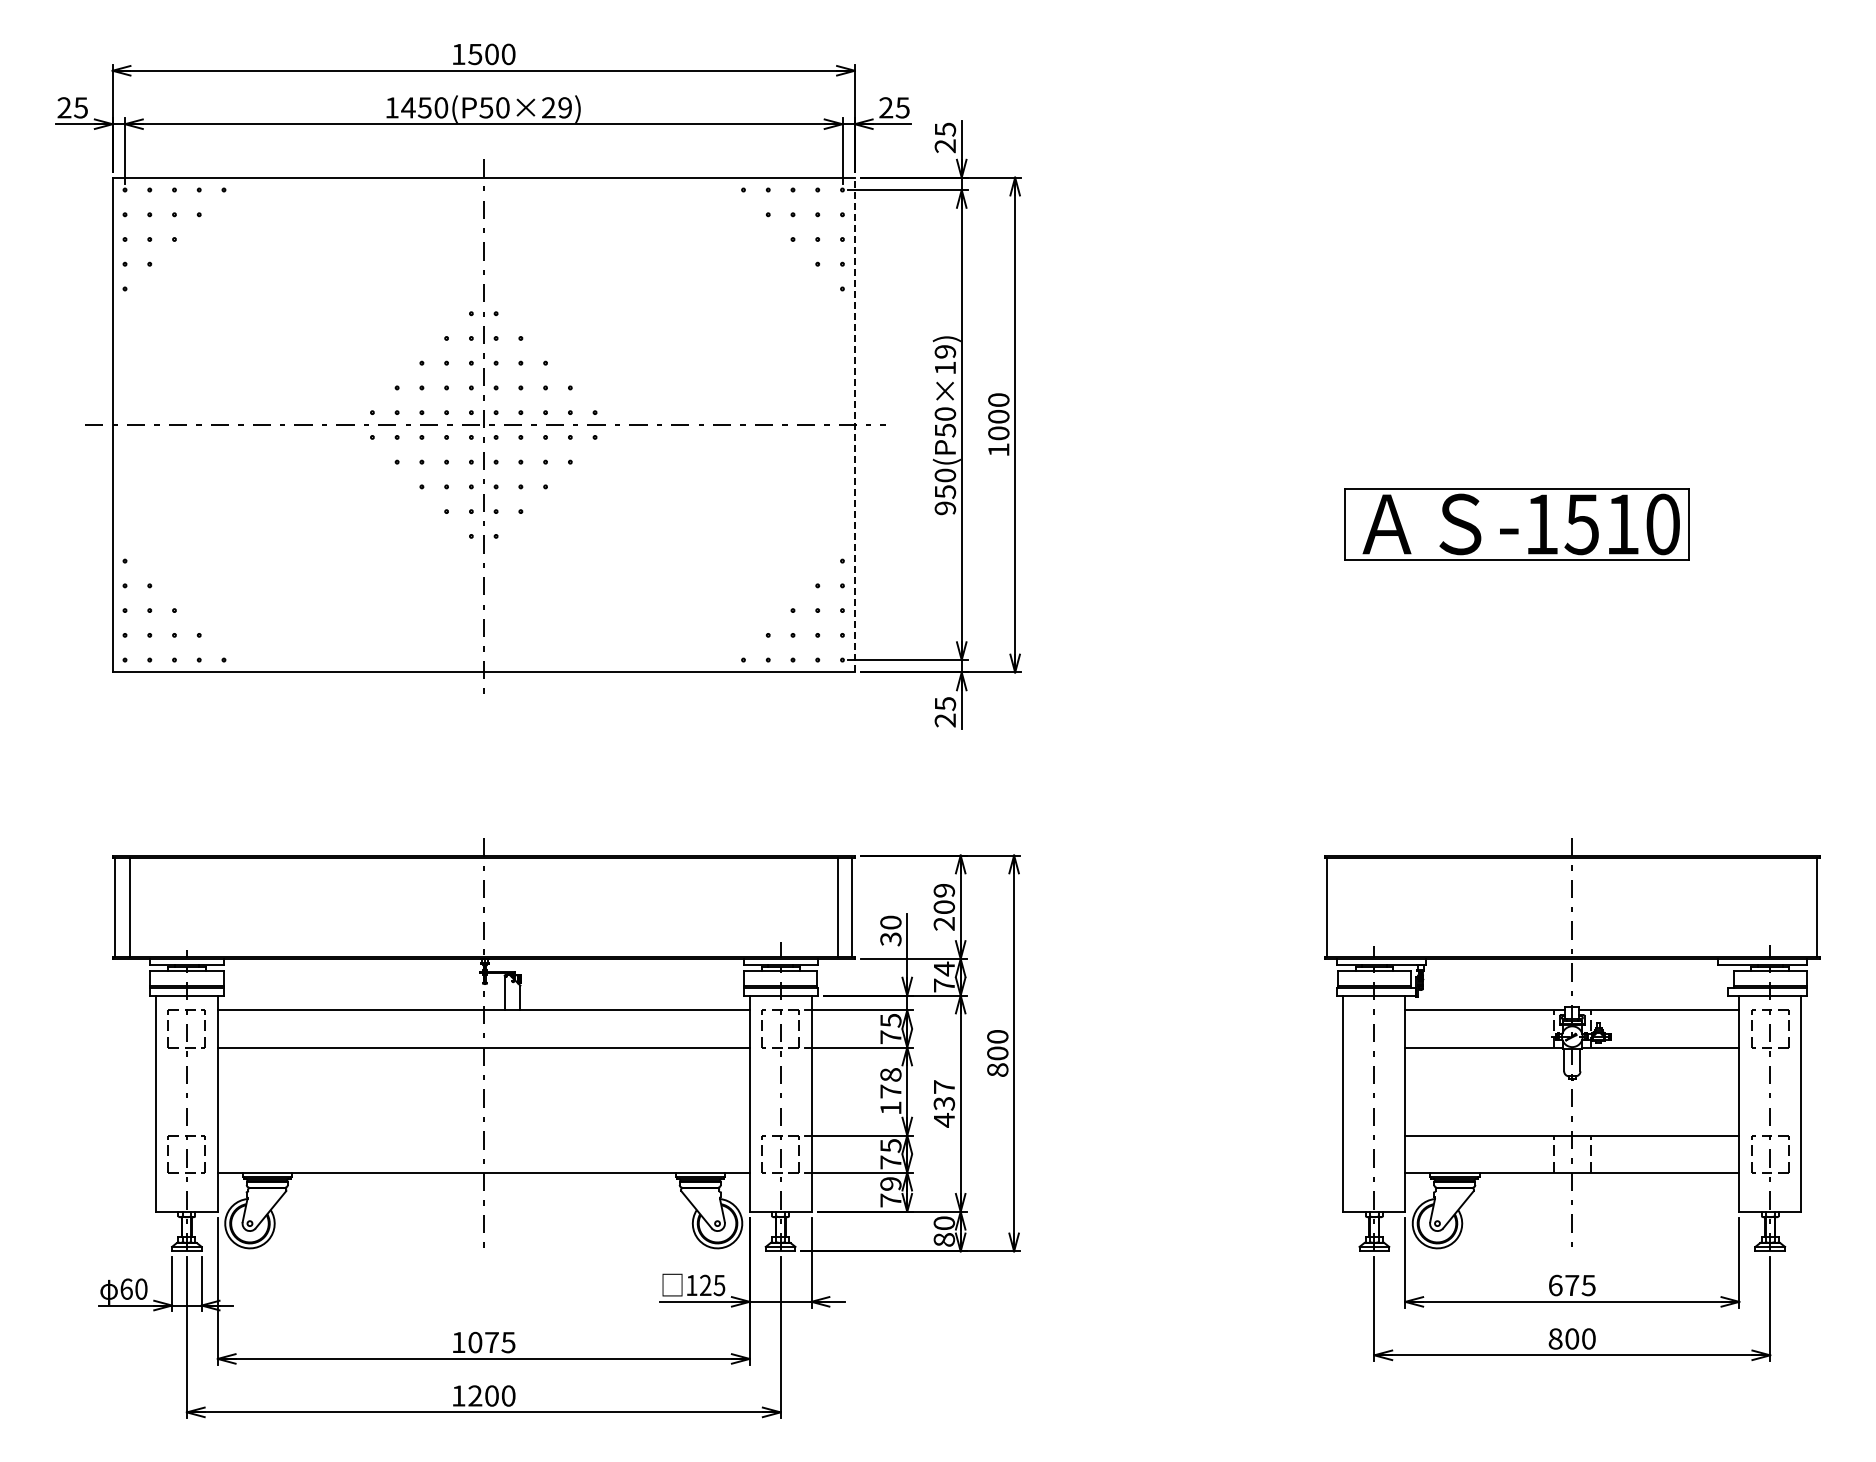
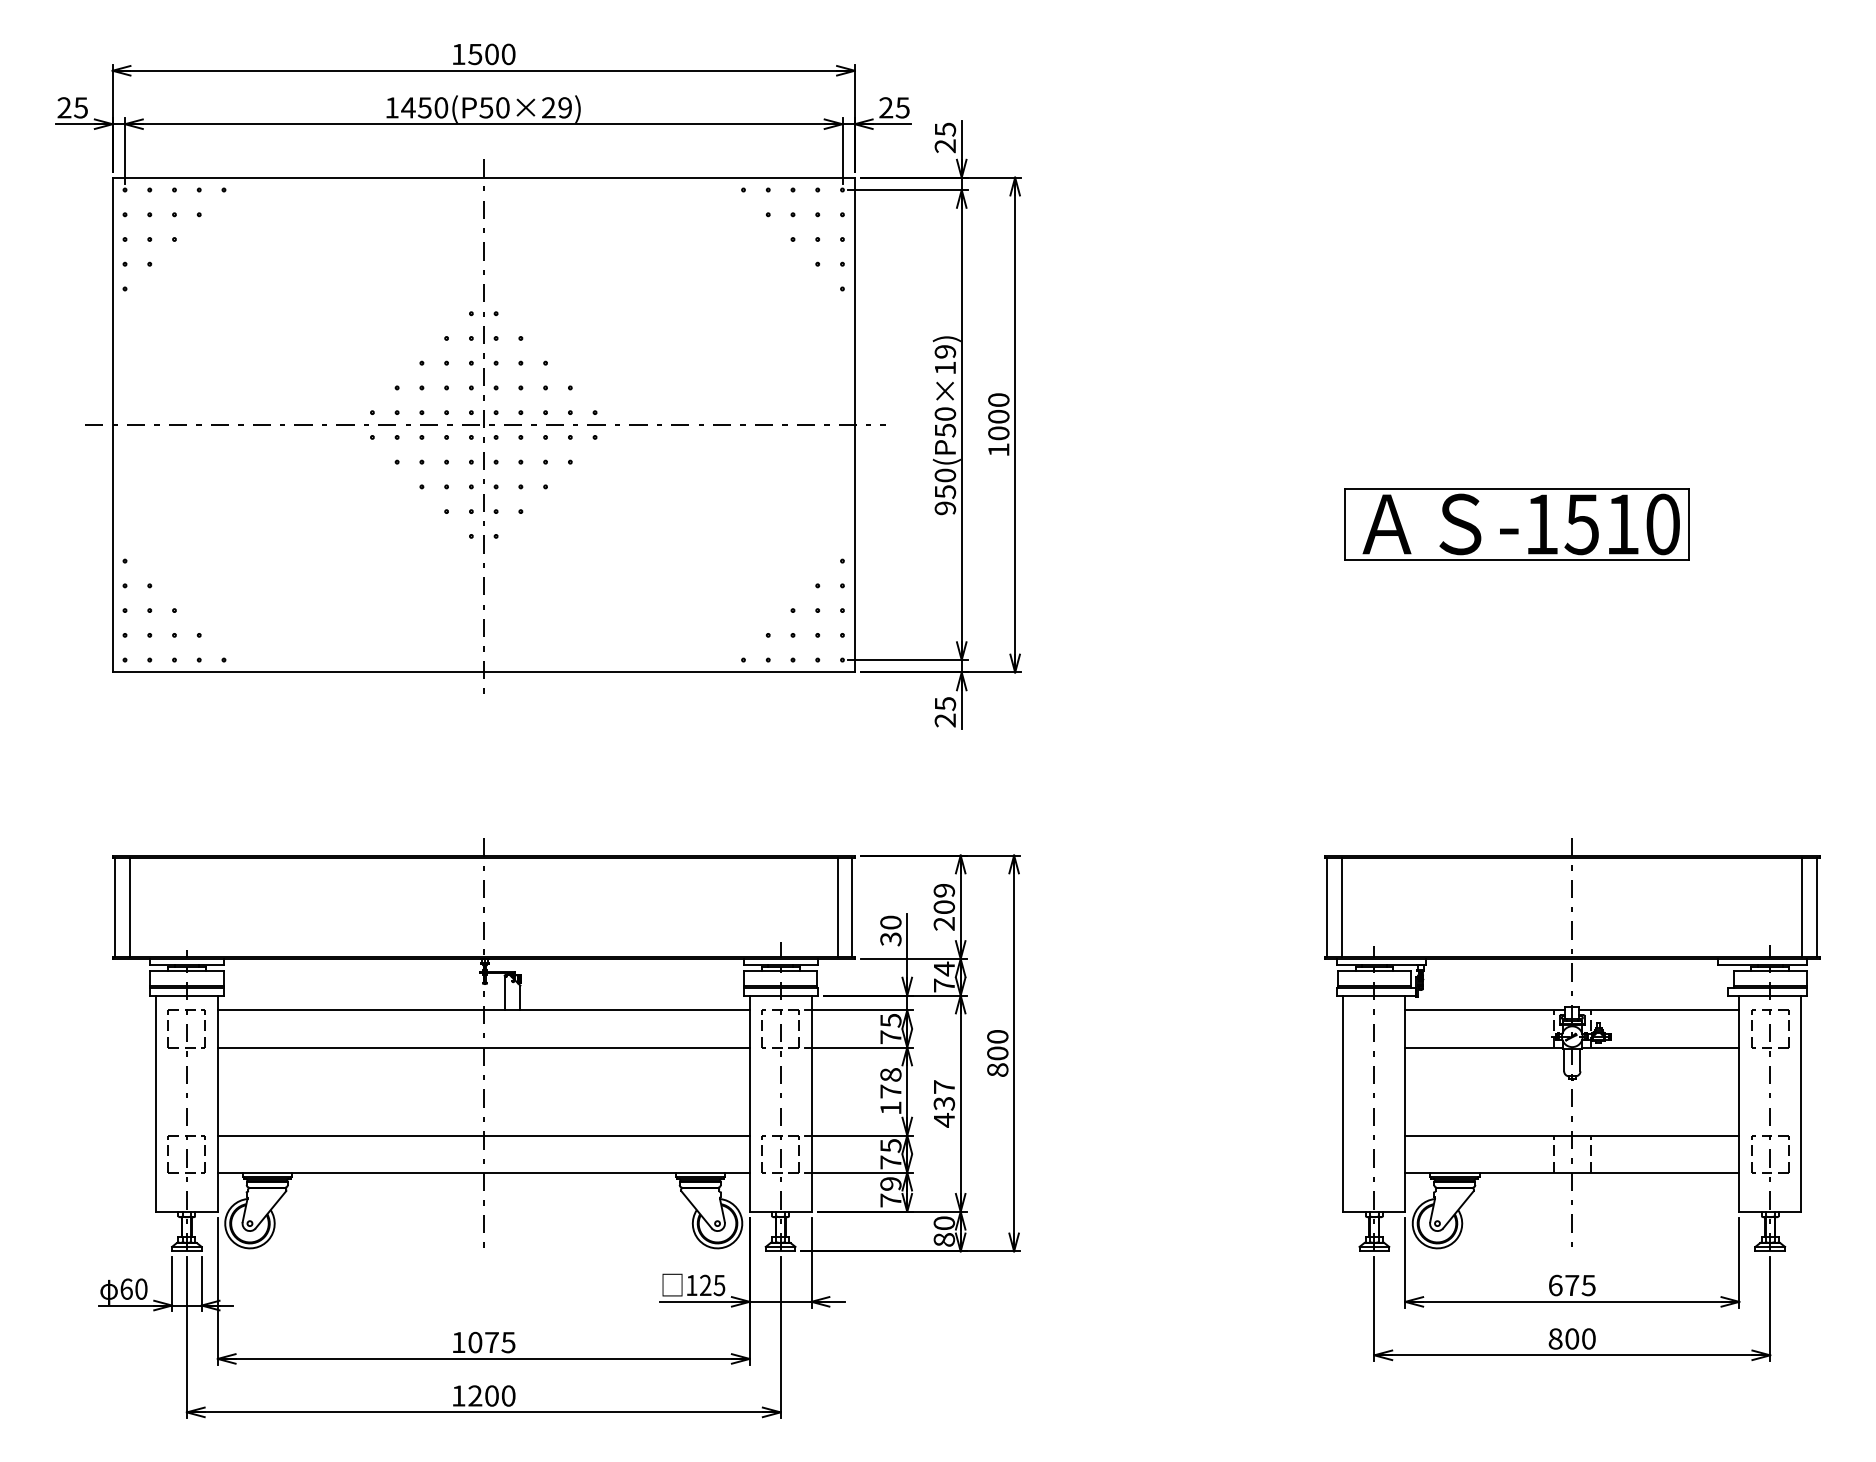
line: dashed -> solid (854, 424)
line: none -> present (1342, 907)
line: none -> present (1802, 907)
line: none -> present (483, 1135)
